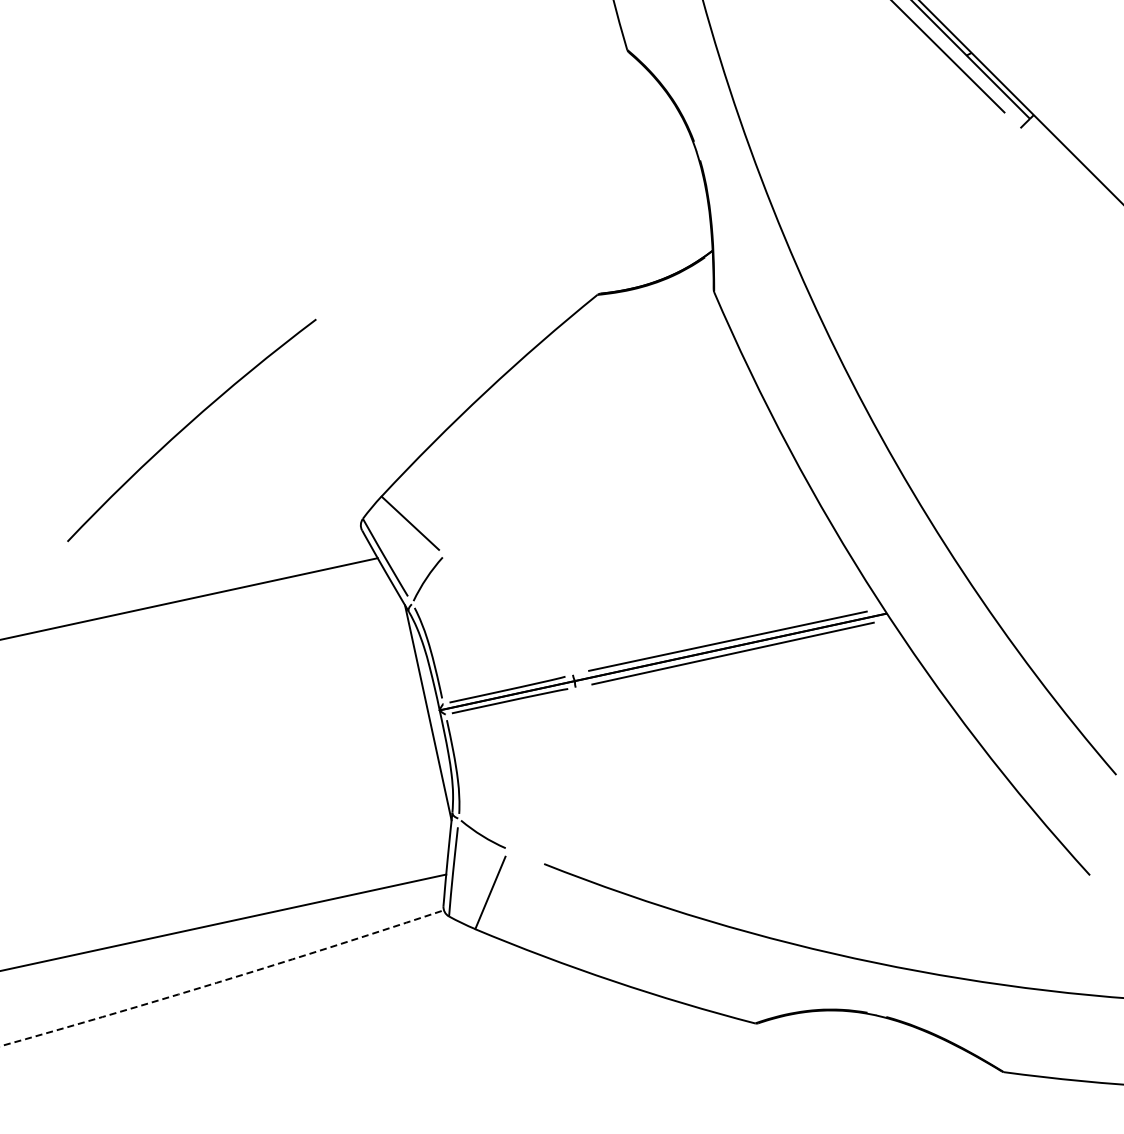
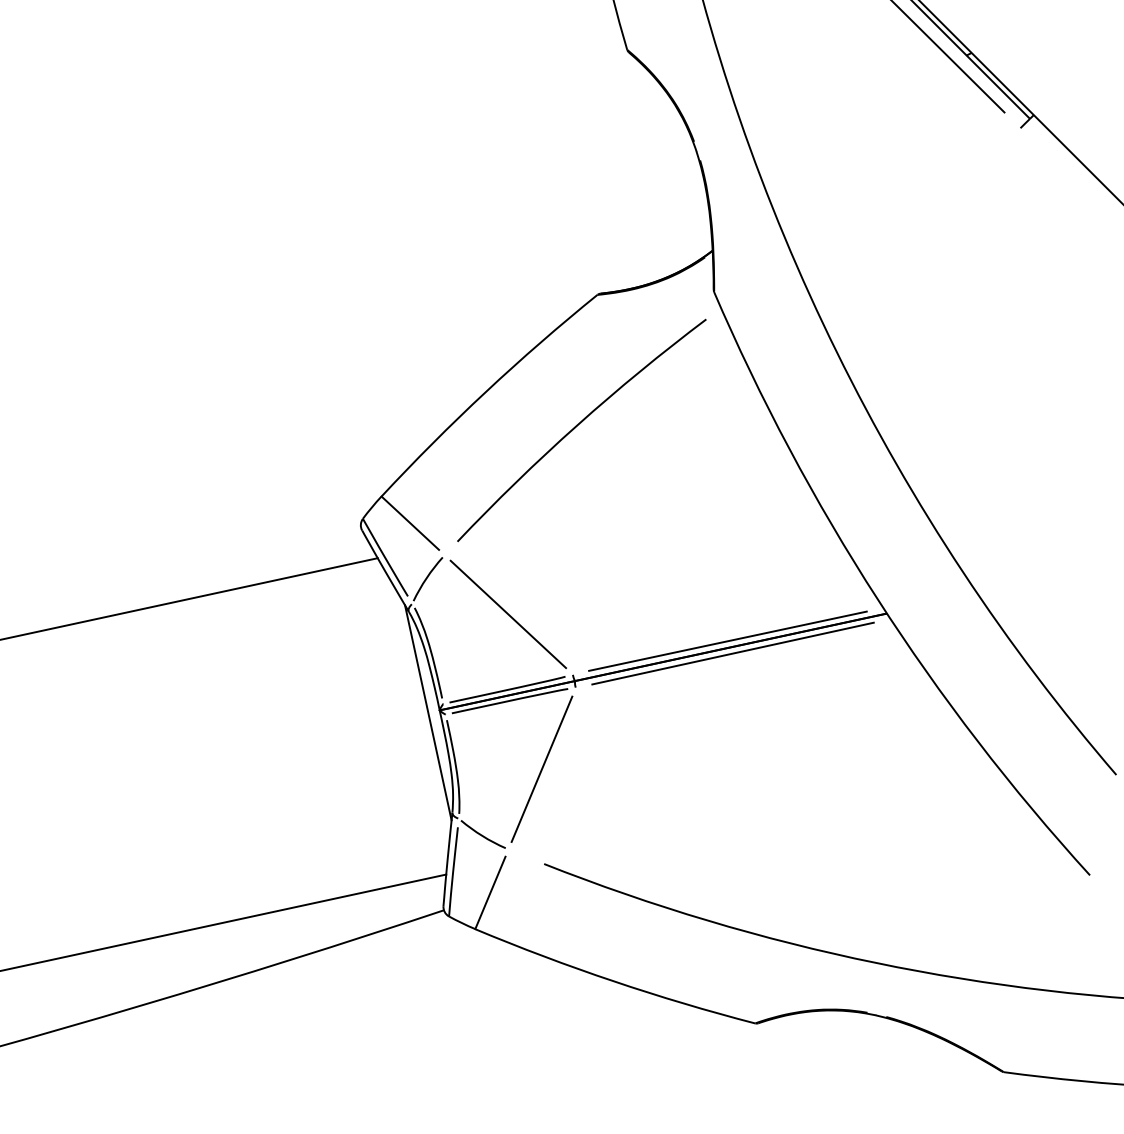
arc position: (187, 426) -> (577, 426) (577, 426)
line: none -> present (508, 614)
line: none -> present (541, 768)
arc: dashed -> solid (222, 981)
